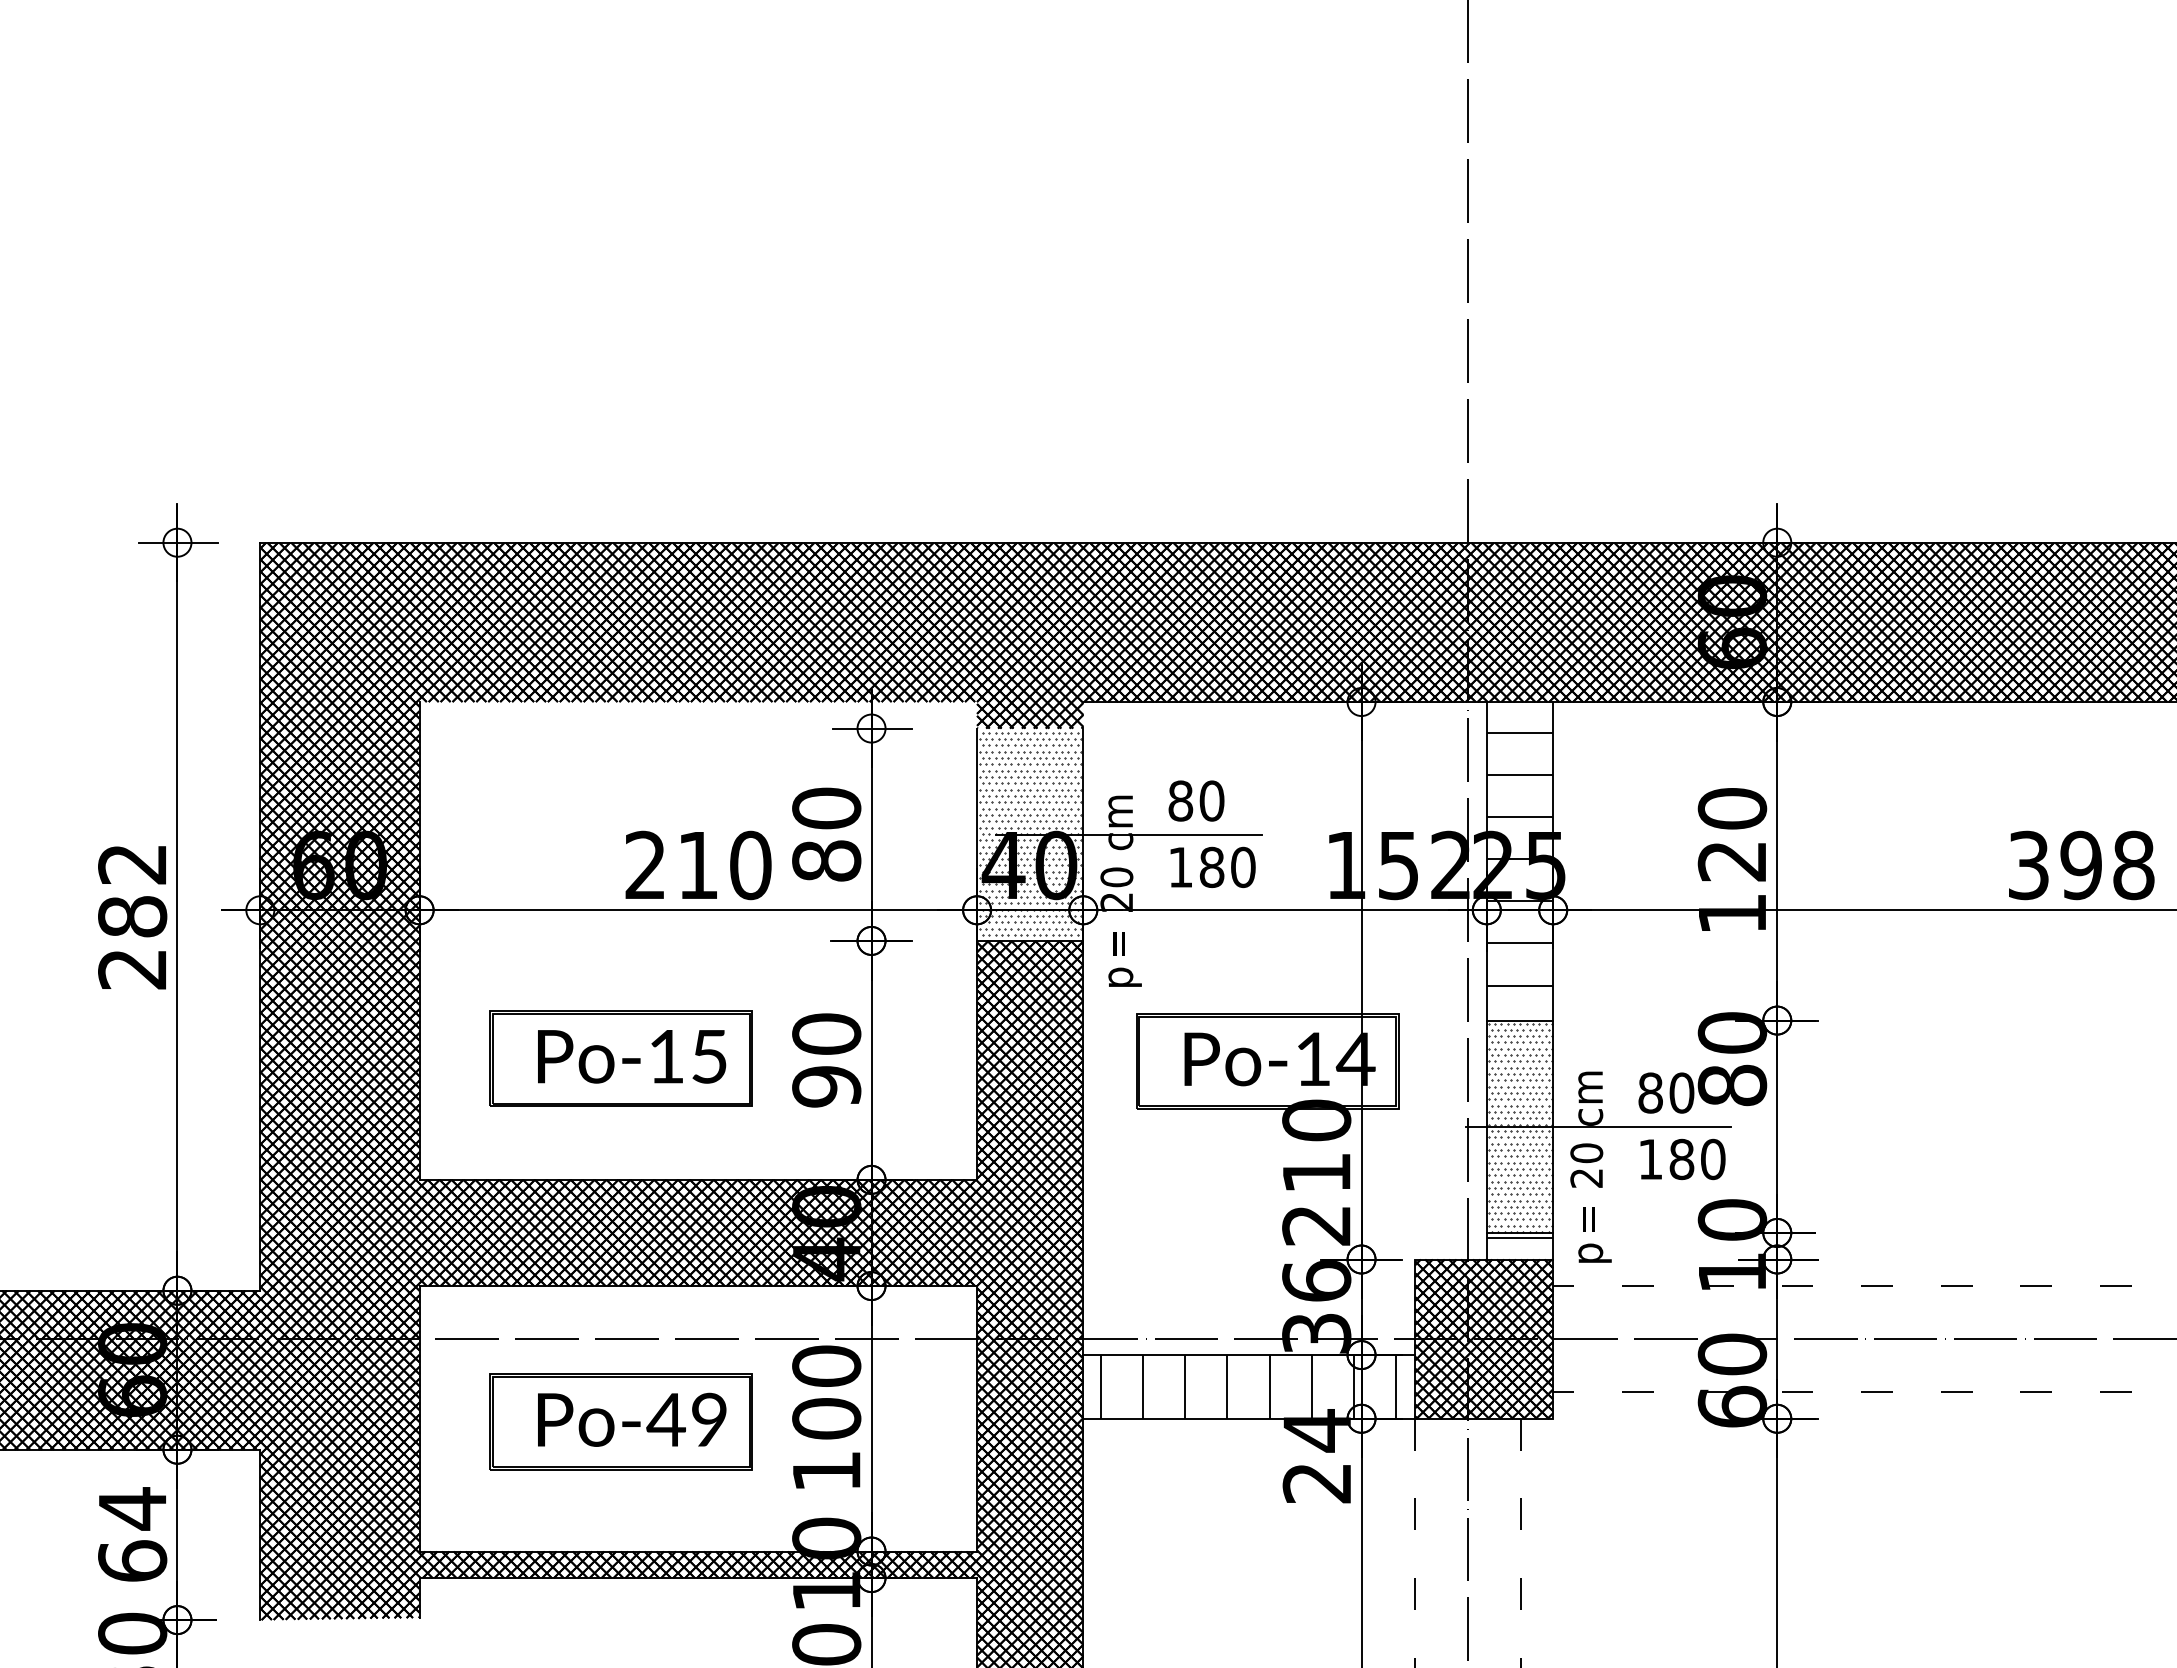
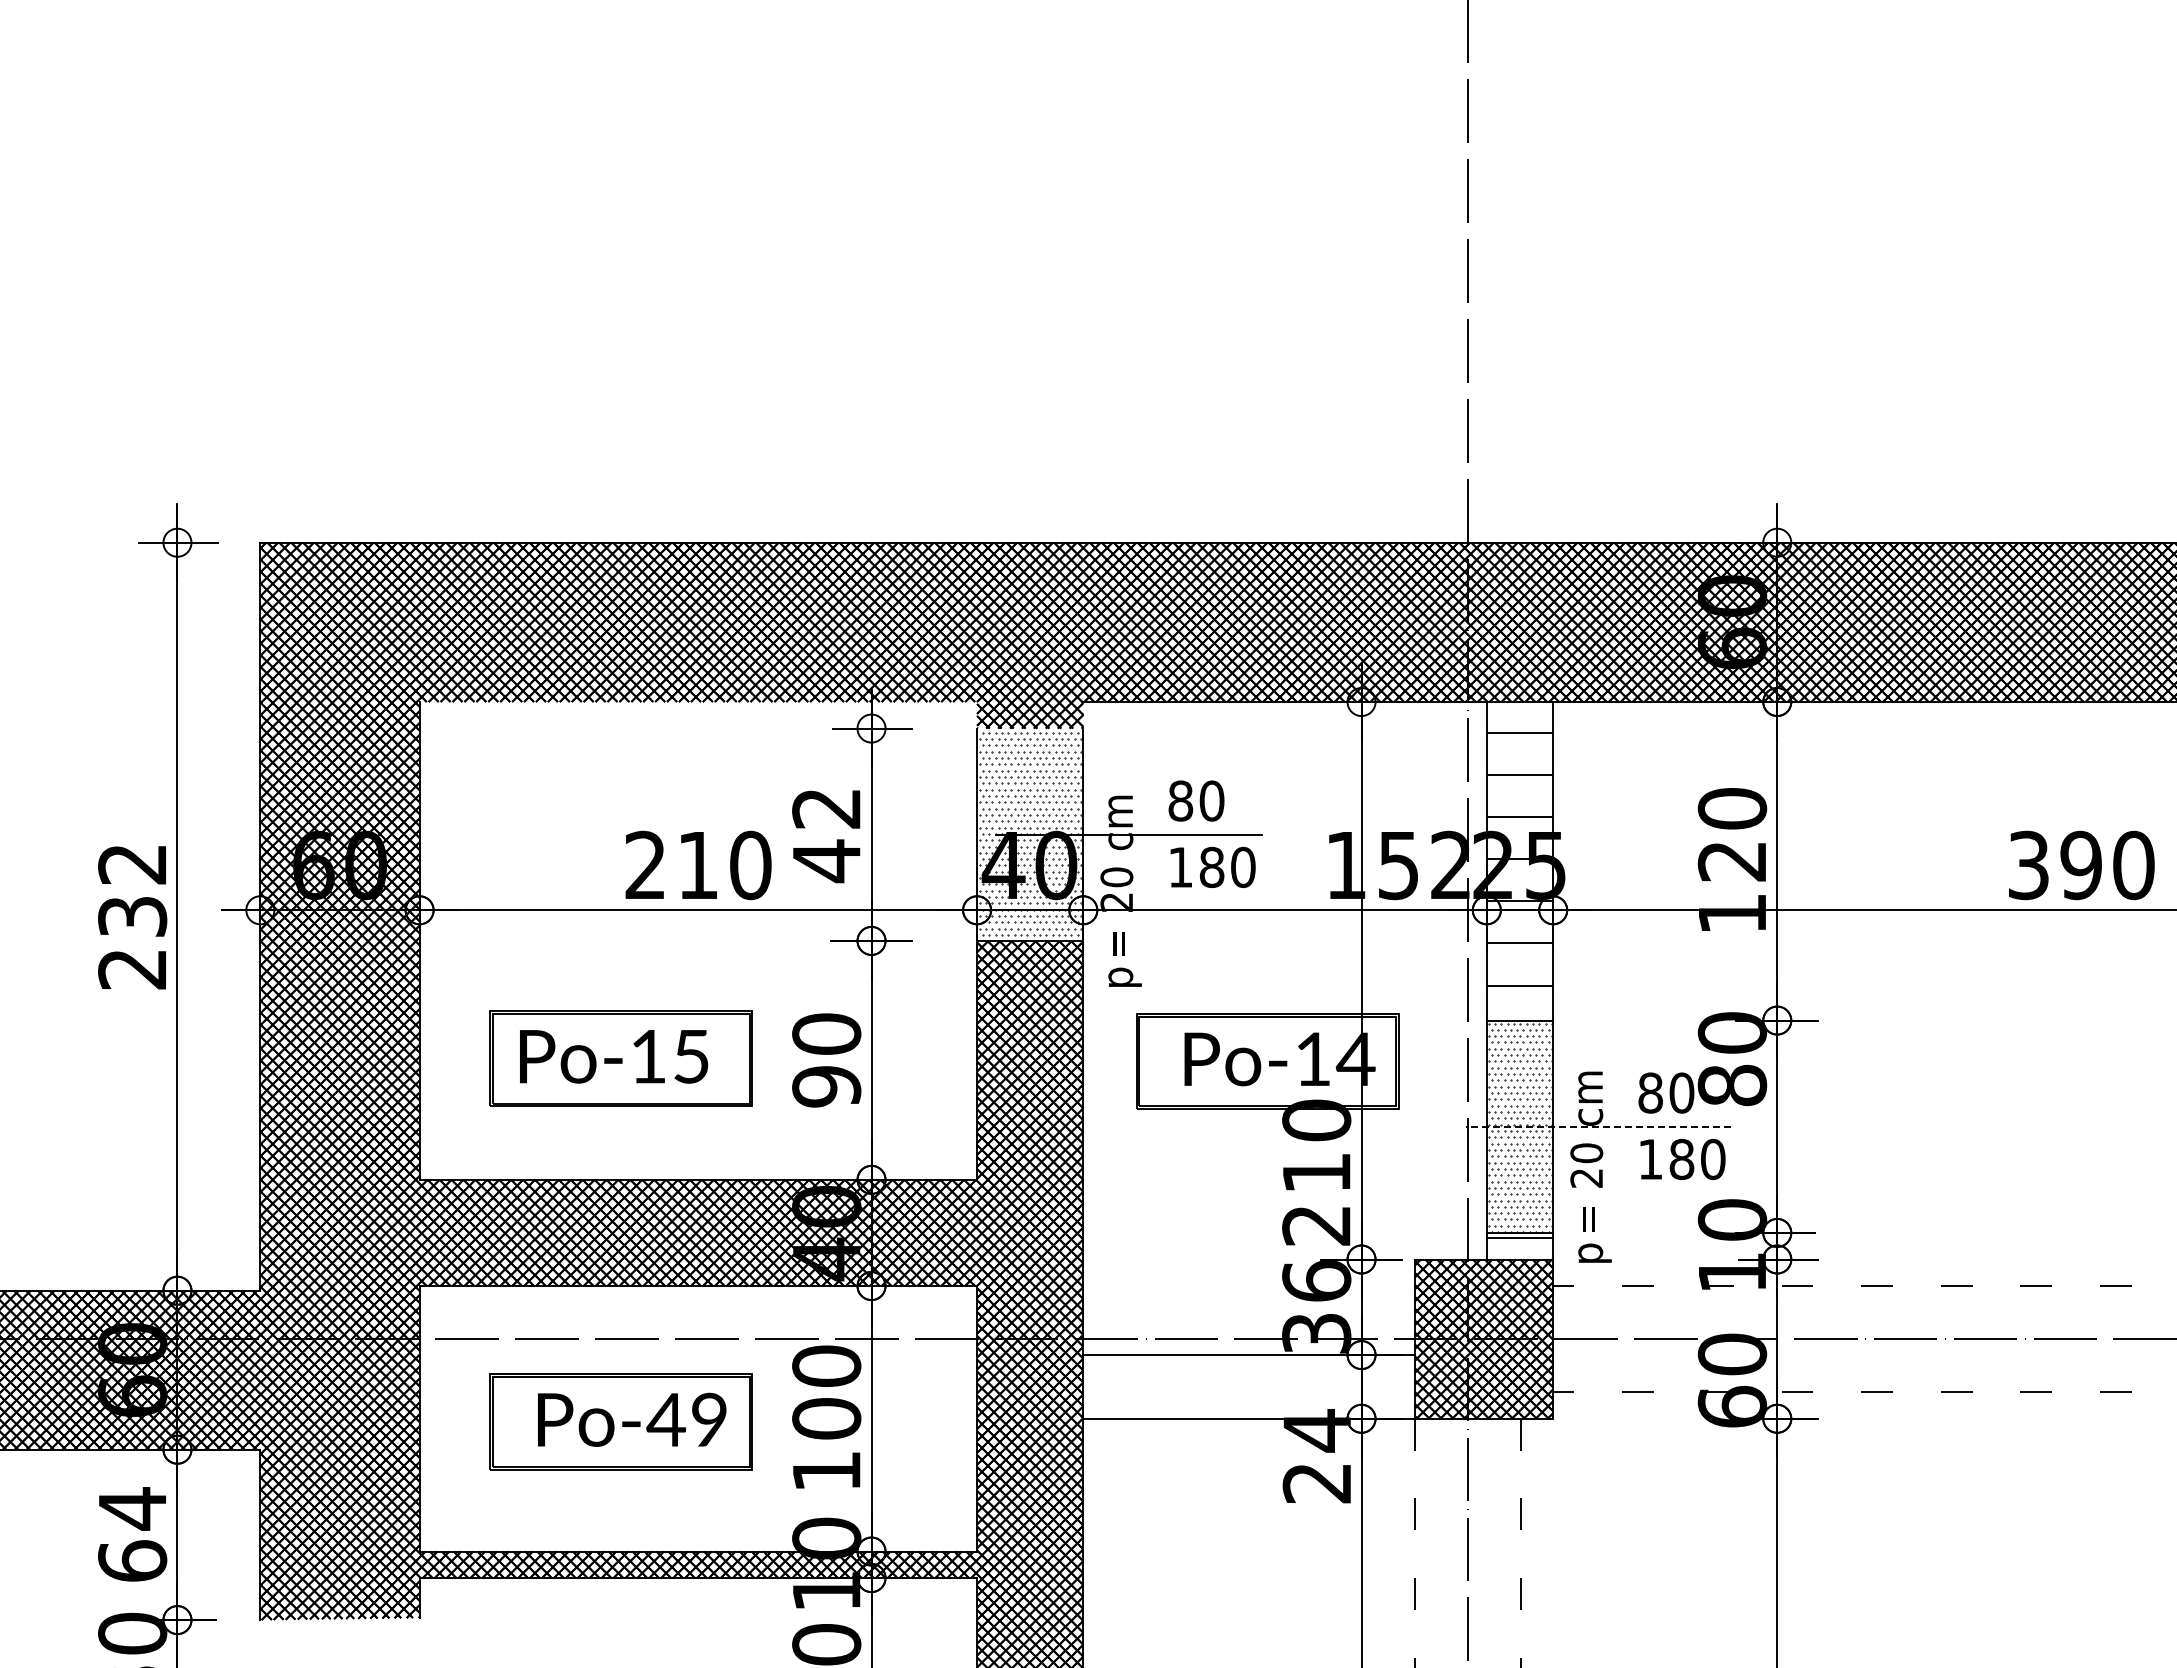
text: 80 -> 42 (826, 835)
text: 398 -> 390 (2133, 865)
text: 282 -> 232 (132, 916)
text position: (632, 1056) -> (614, 1056) (614, 1056)
line: solid -> dashed (1598, 1126)
hatch: present -> none (1248, 1386)
